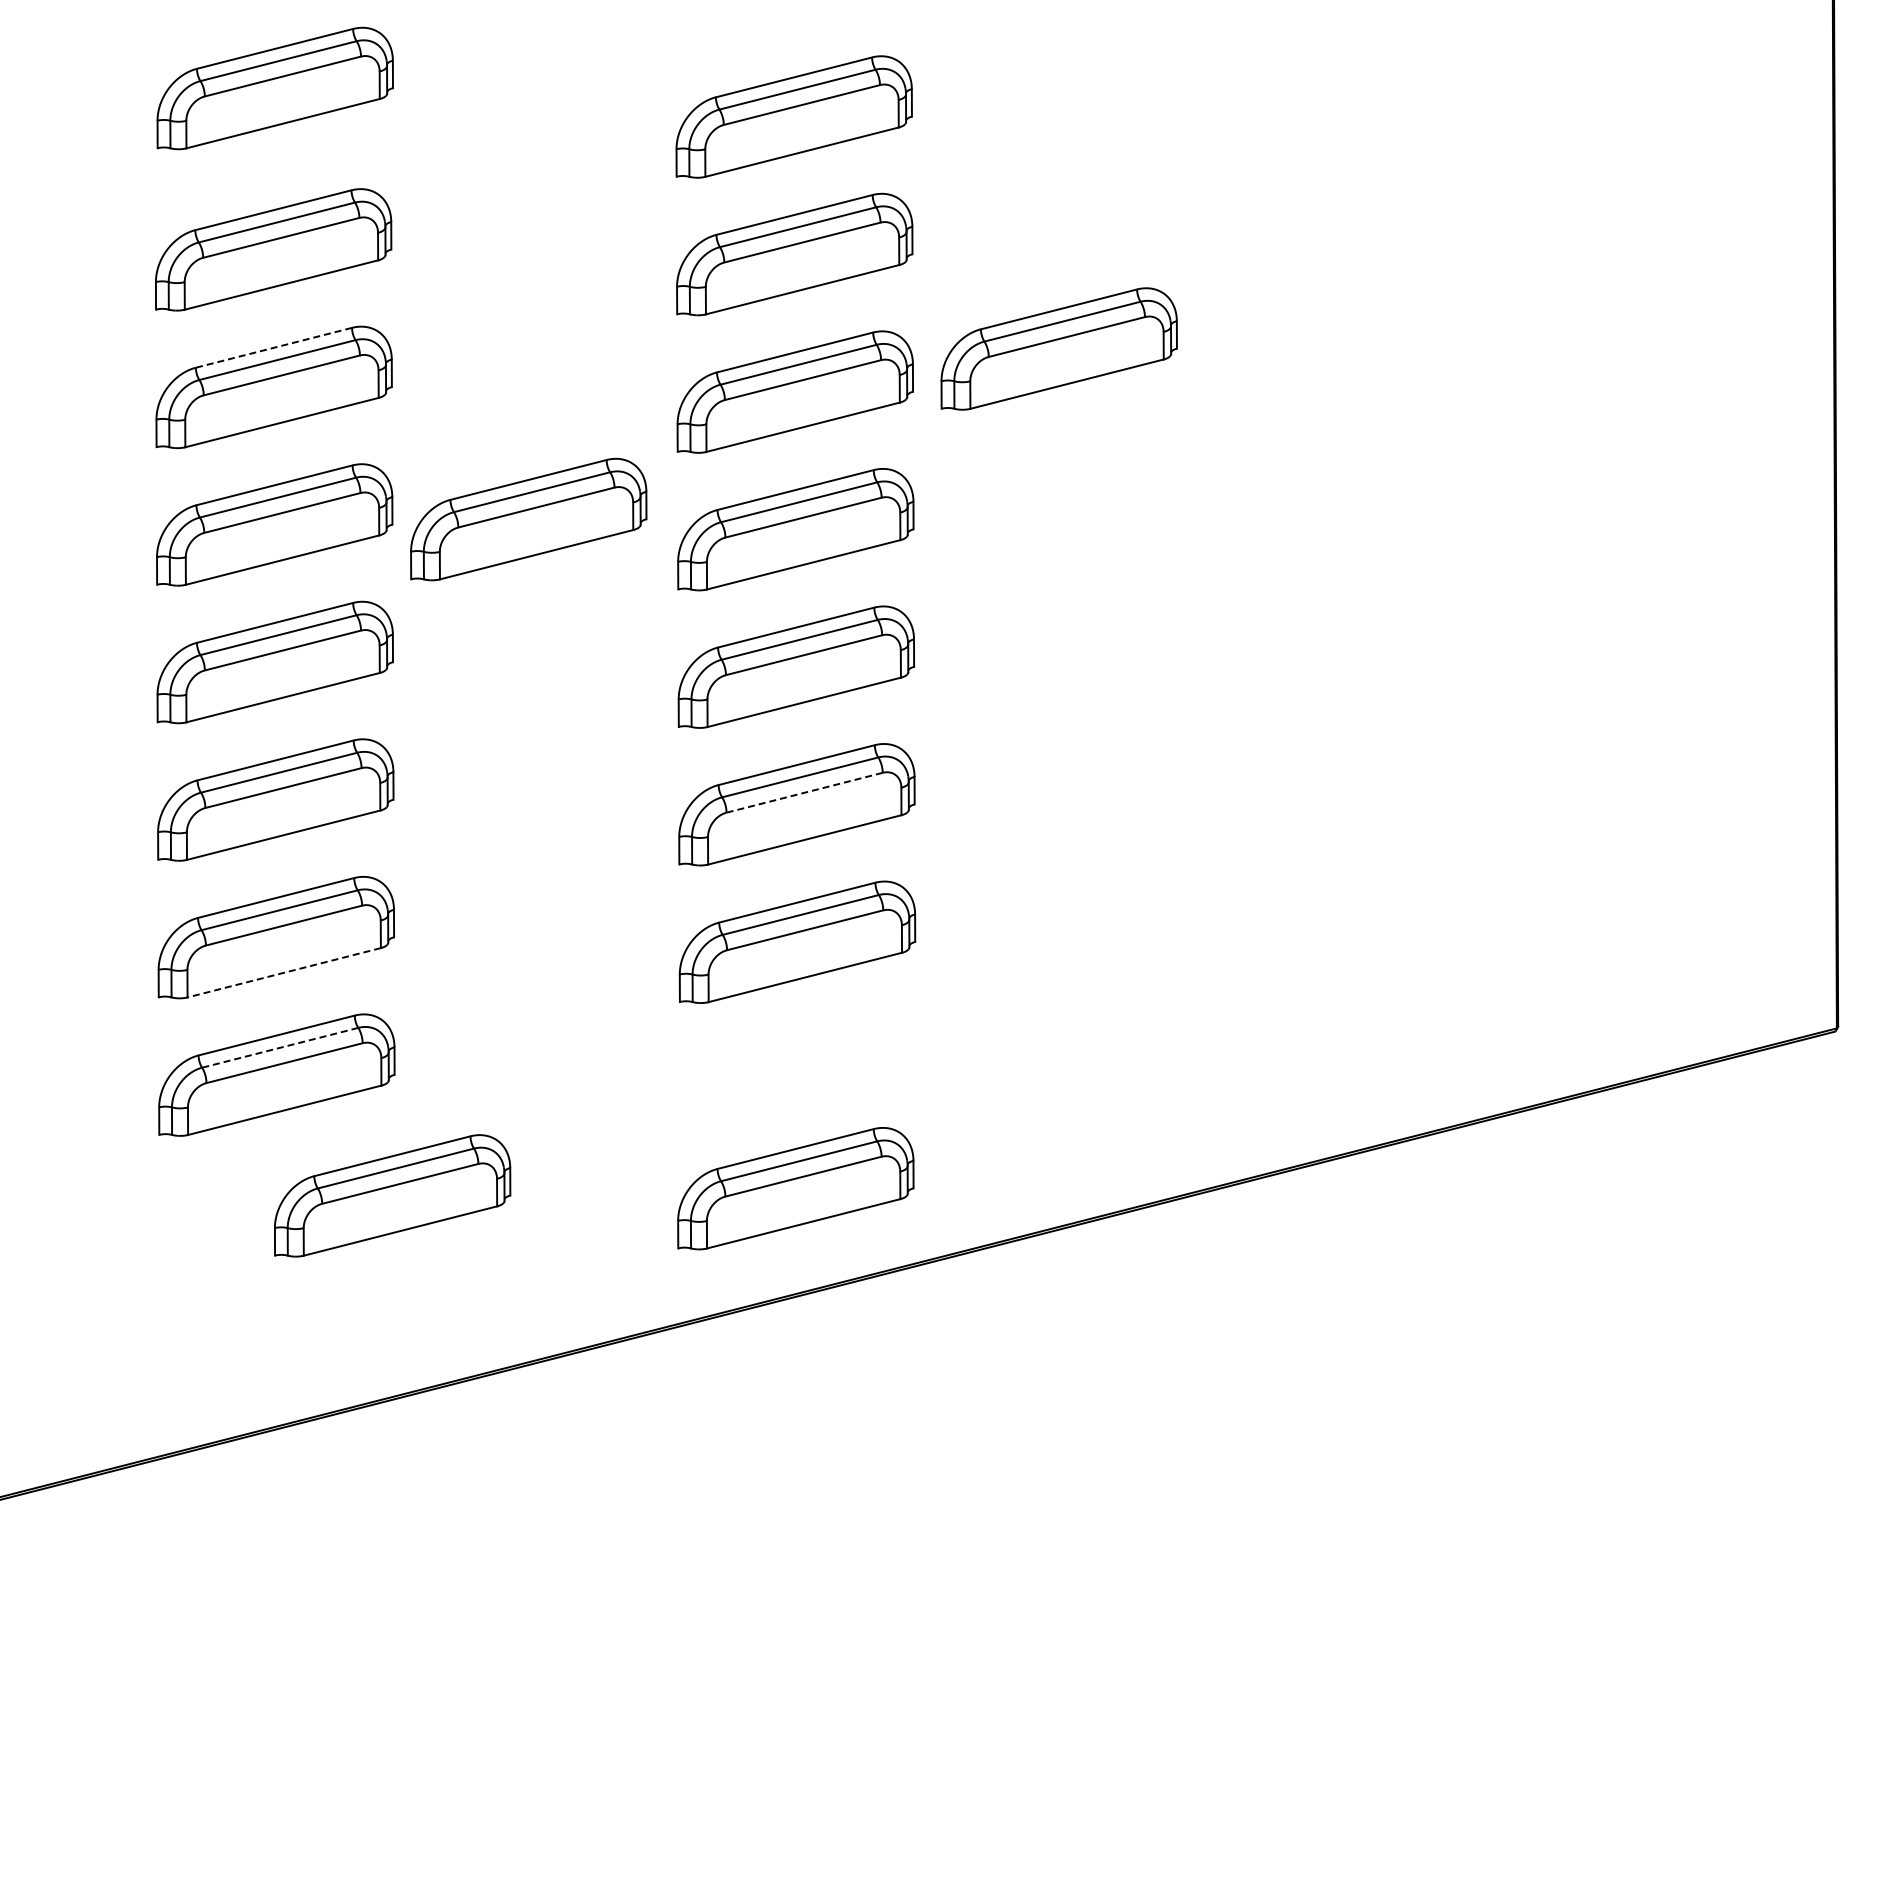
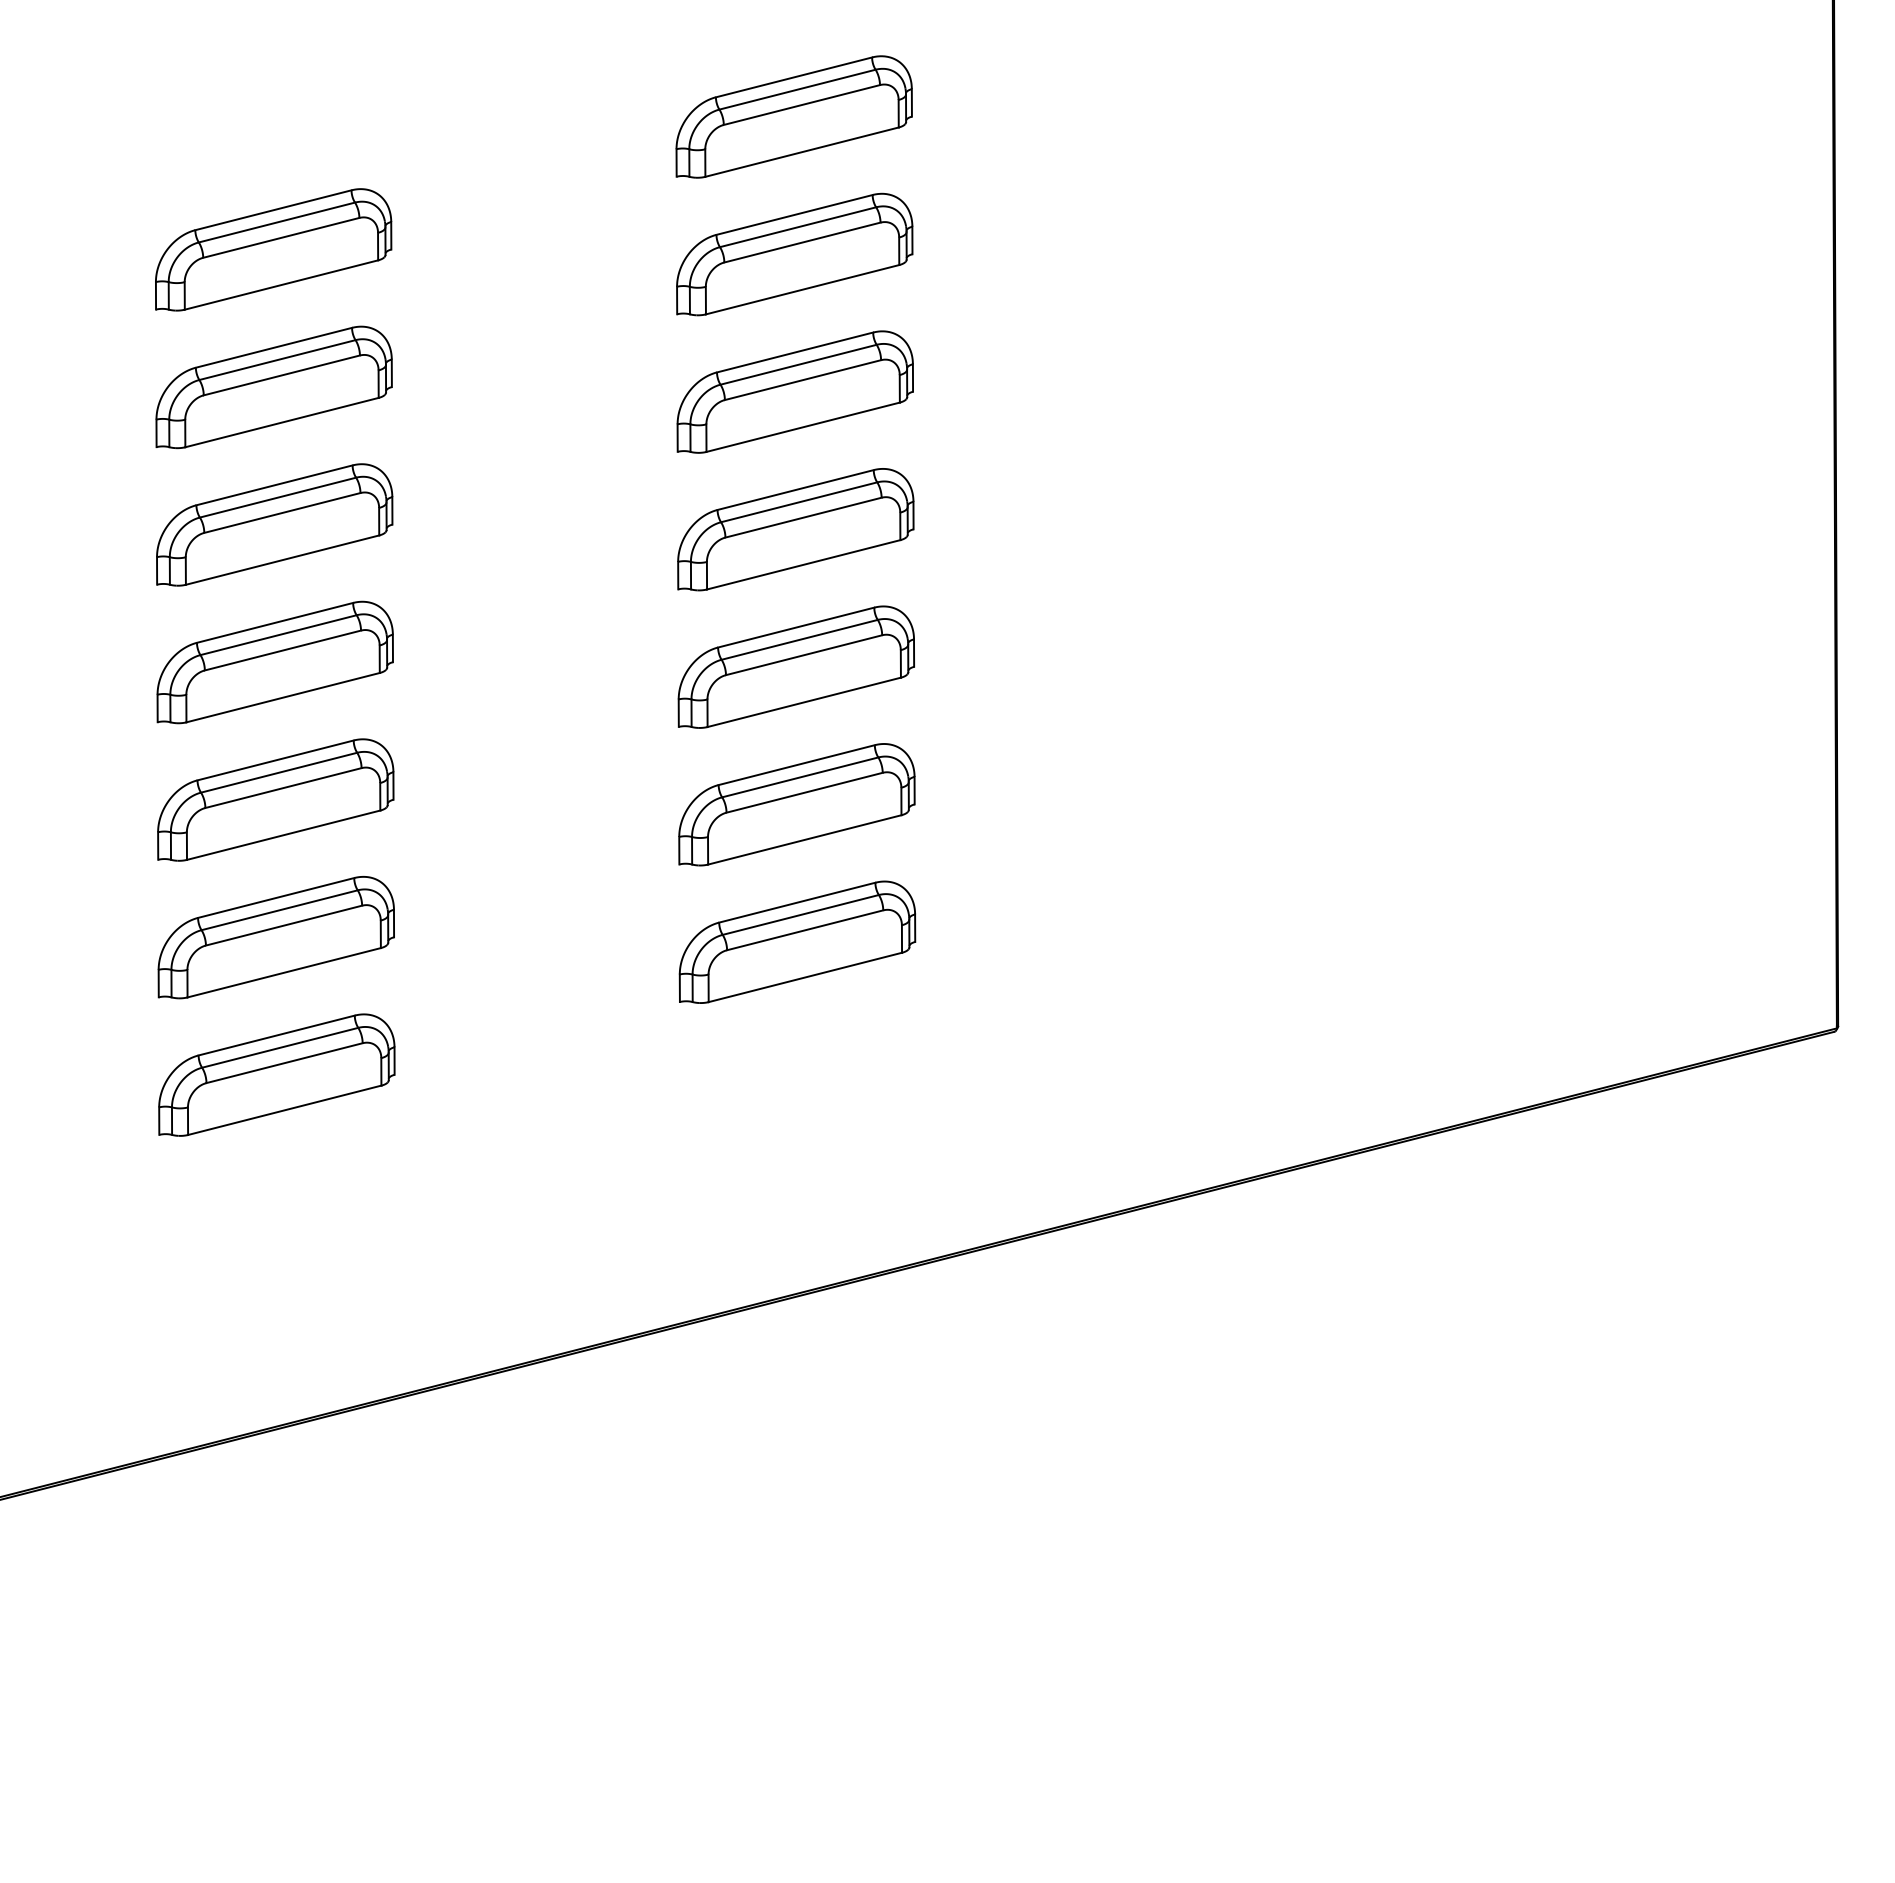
part: present -> none (274, 88)
line: dashed -> solid (273, 347)
part: present -> none (1058, 348)
part: present -> none (528, 519)
line: dashed -> solid (804, 792)
line: dashed -> solid (284, 972)
line: dashed -> solid (280, 1047)
part: present -> none (795, 1188)
part: present -> none (392, 1195)
